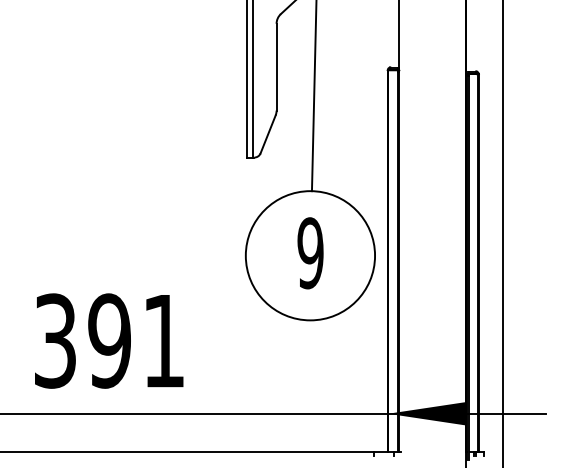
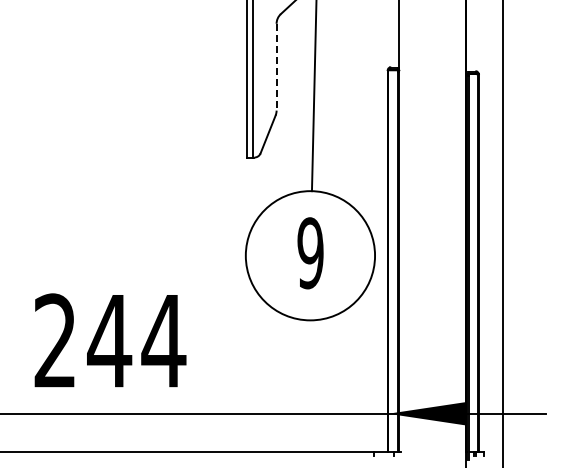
line: solid -> dashed (276, 67)
text: 391 -> 244 (110, 340)
